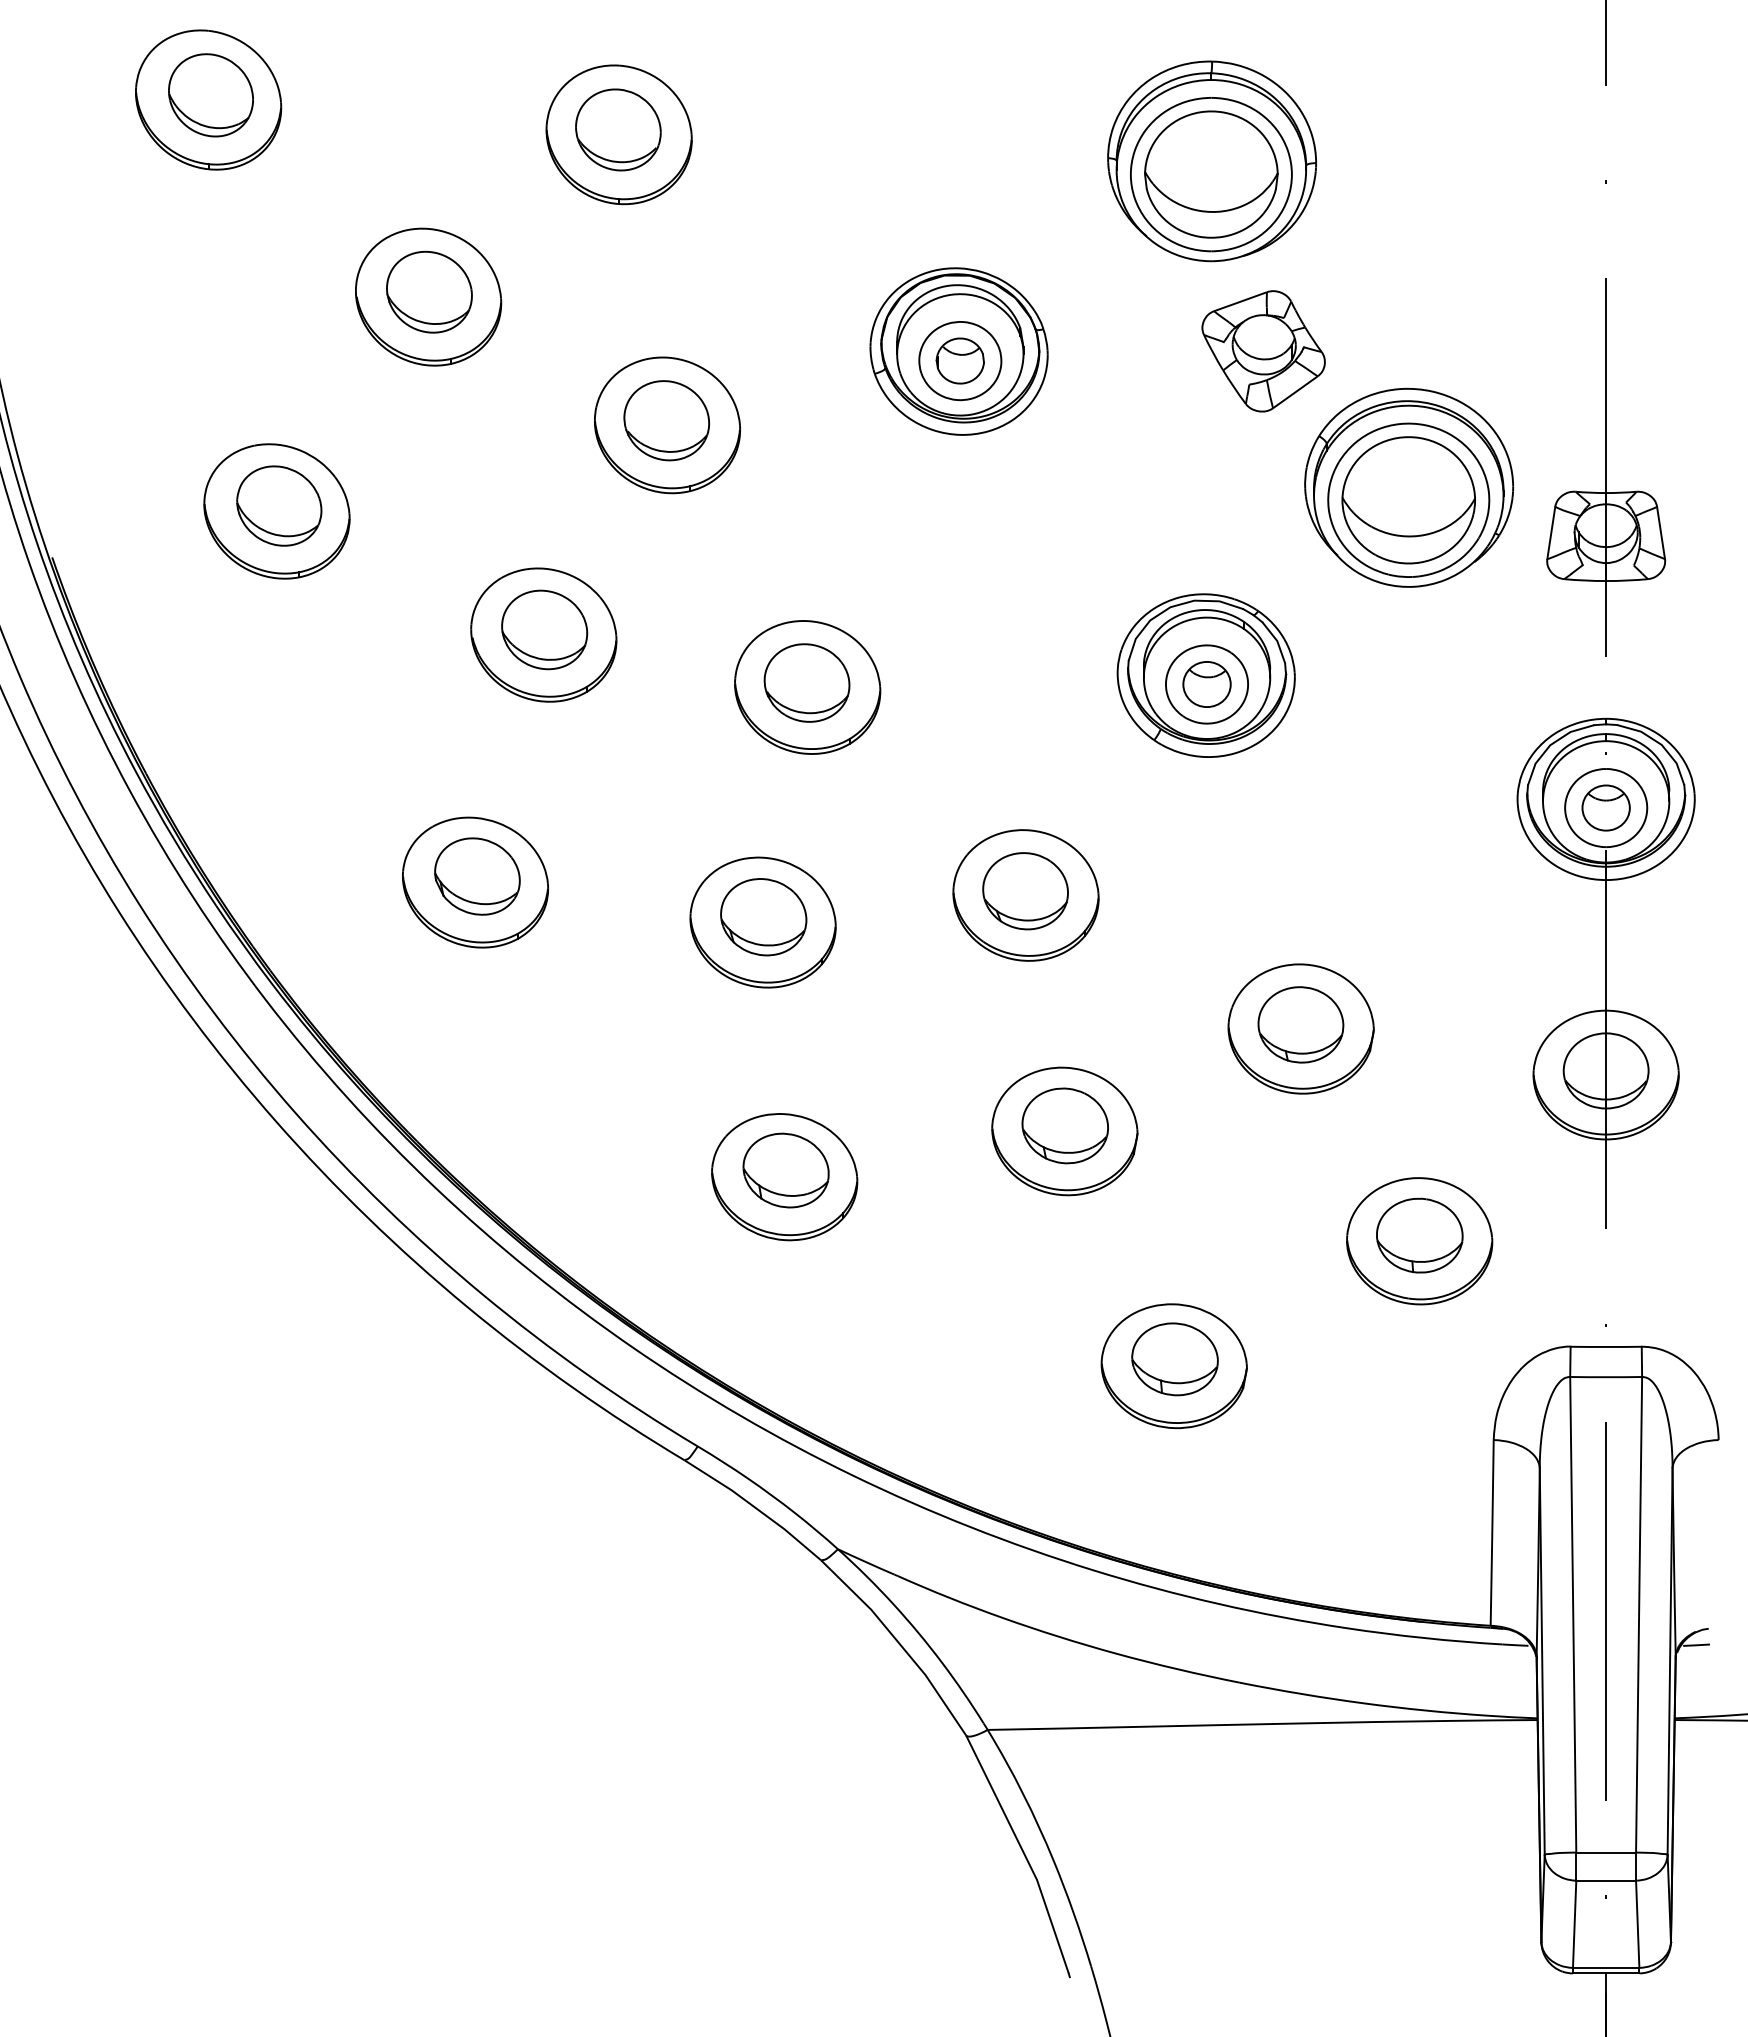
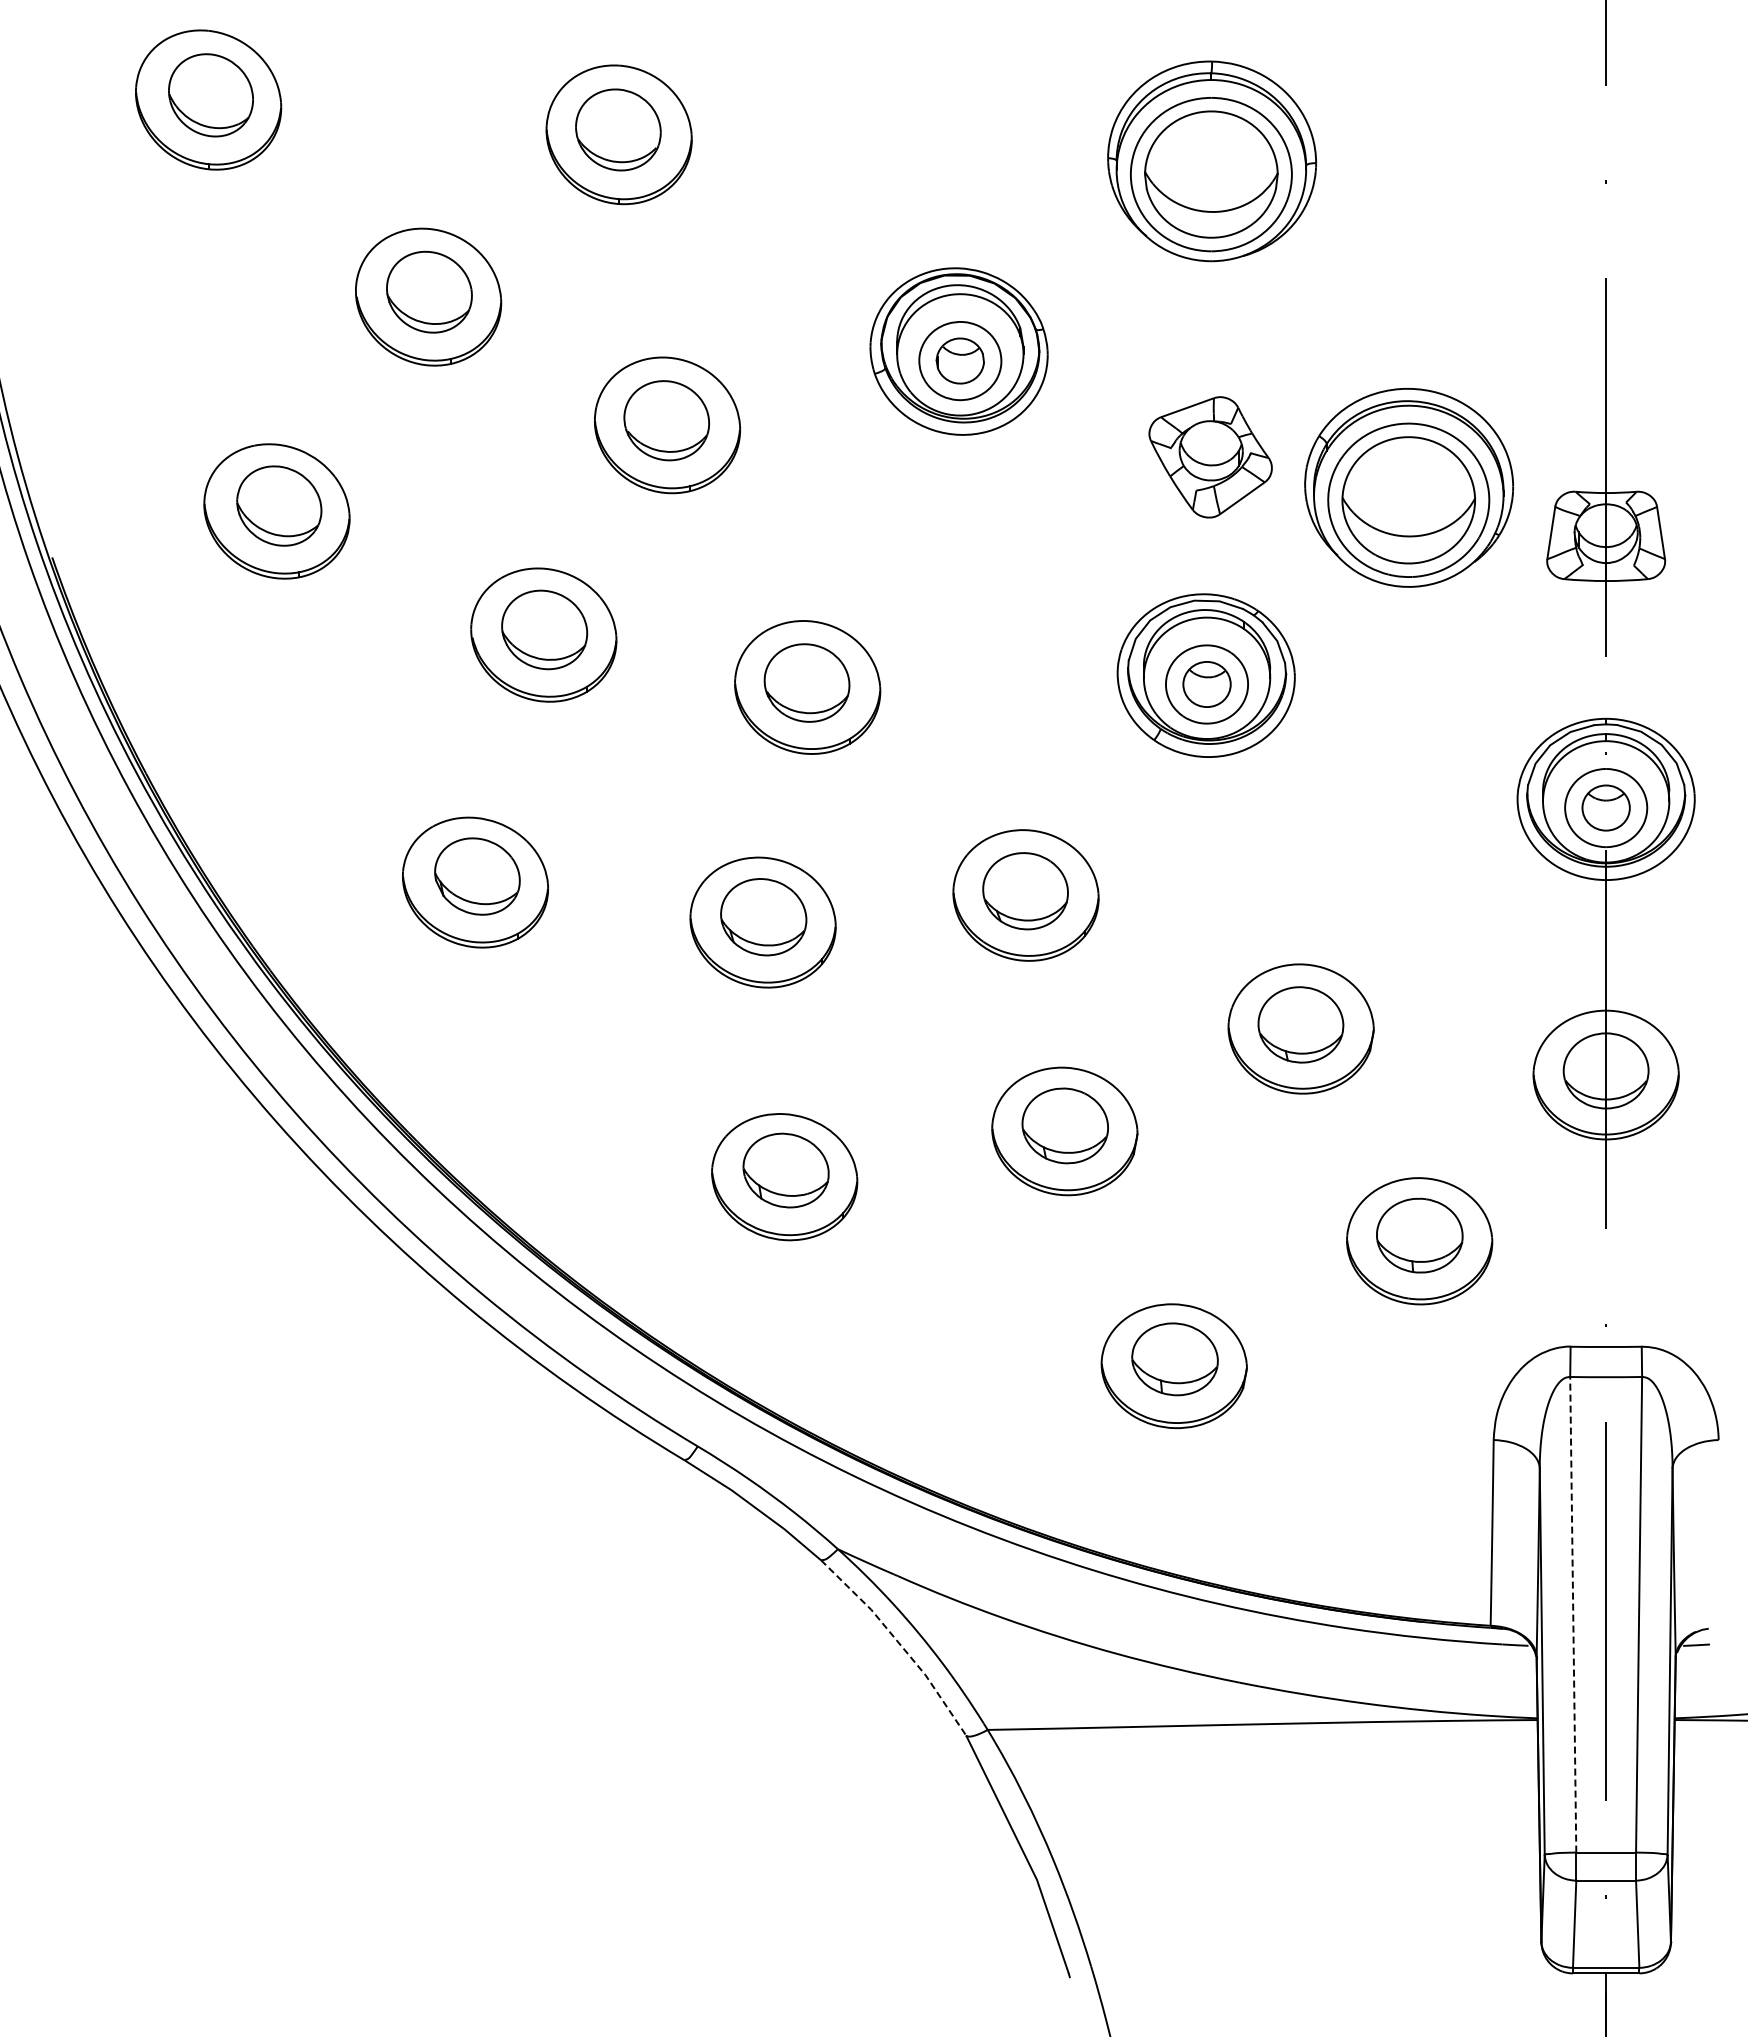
part position: (1263, 351) -> (1210, 457) (1210, 457)
line: solid -> dashed (1573, 1614)
line: solid -> dashed (899, 1643)
